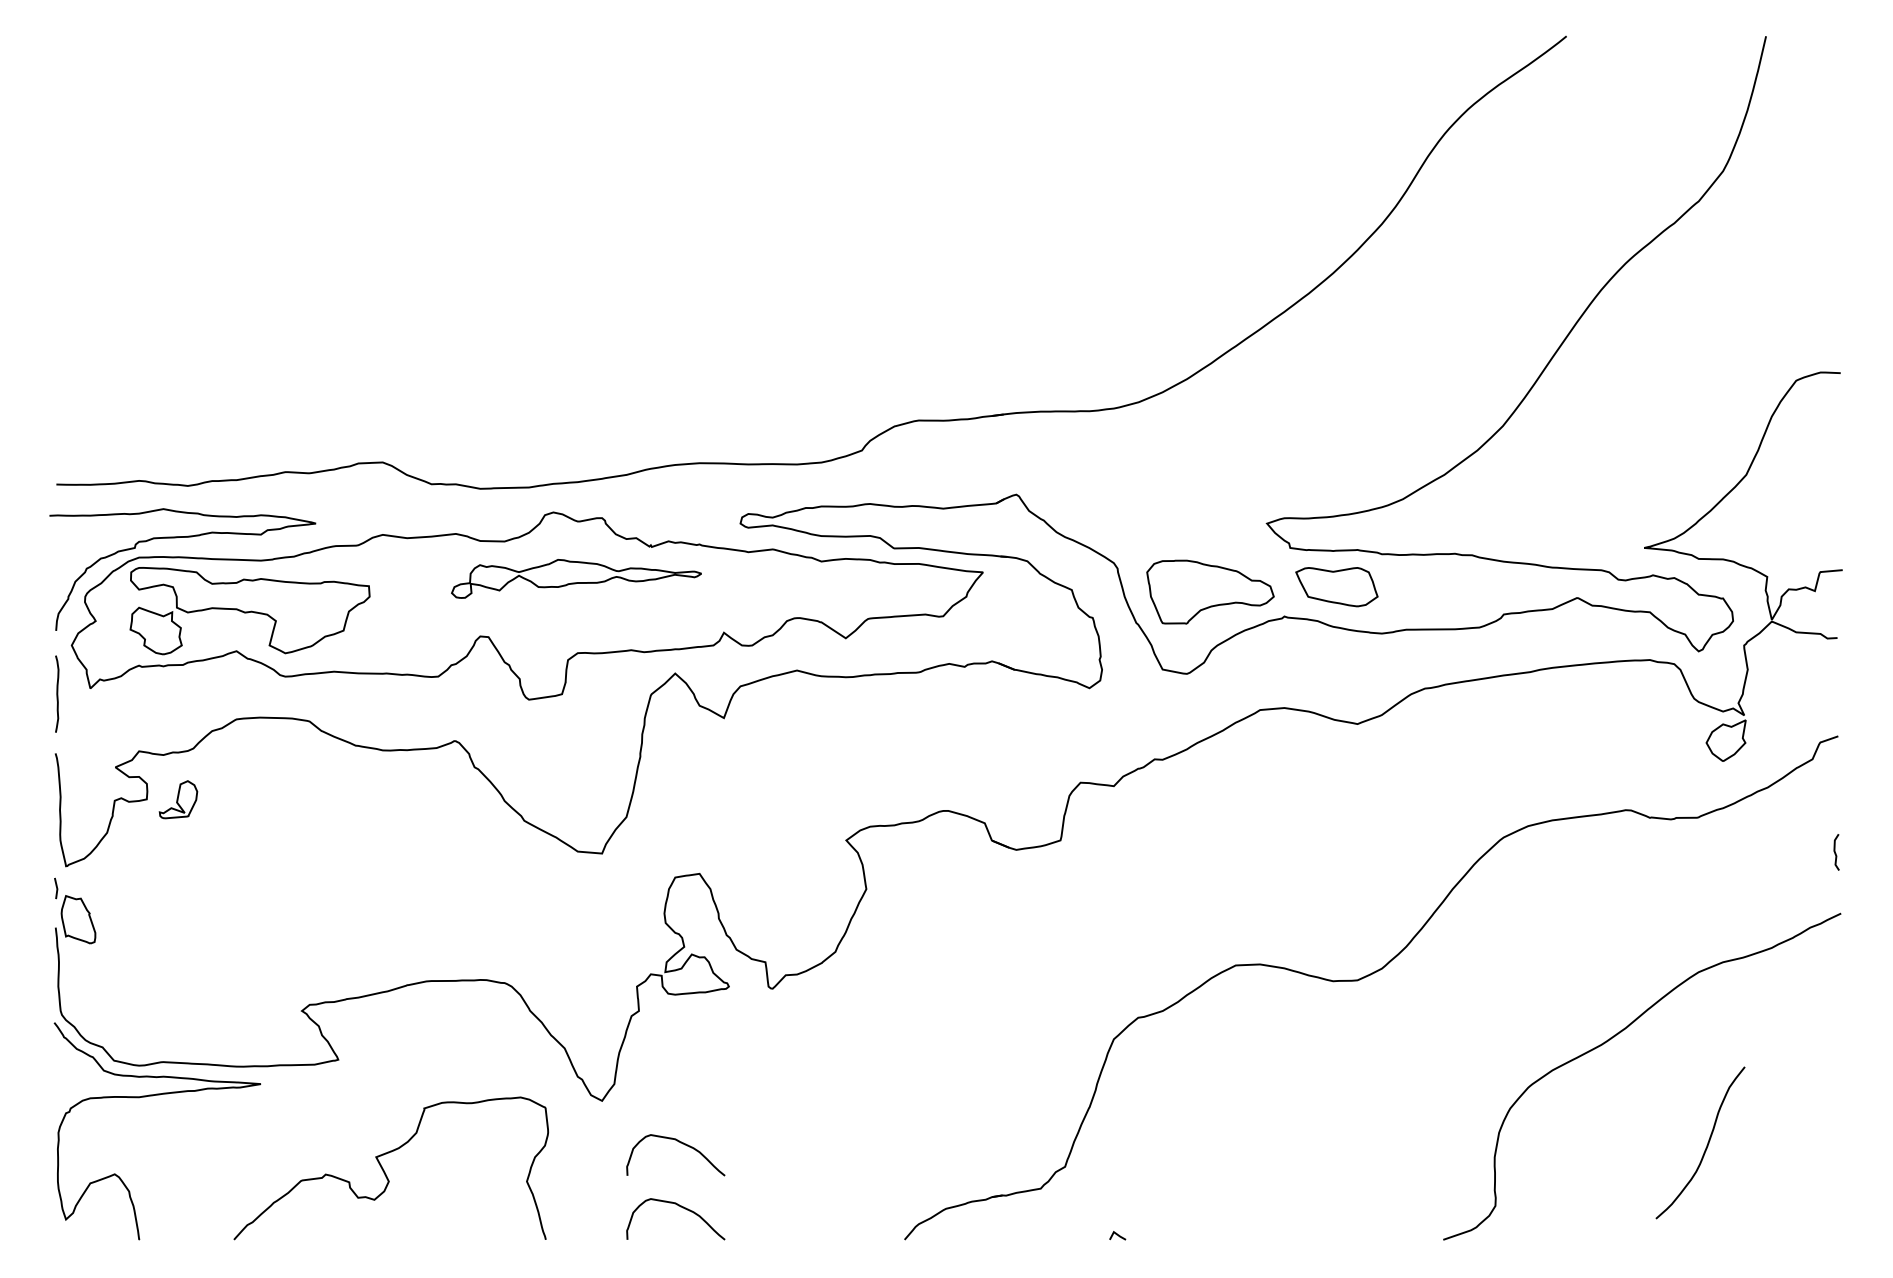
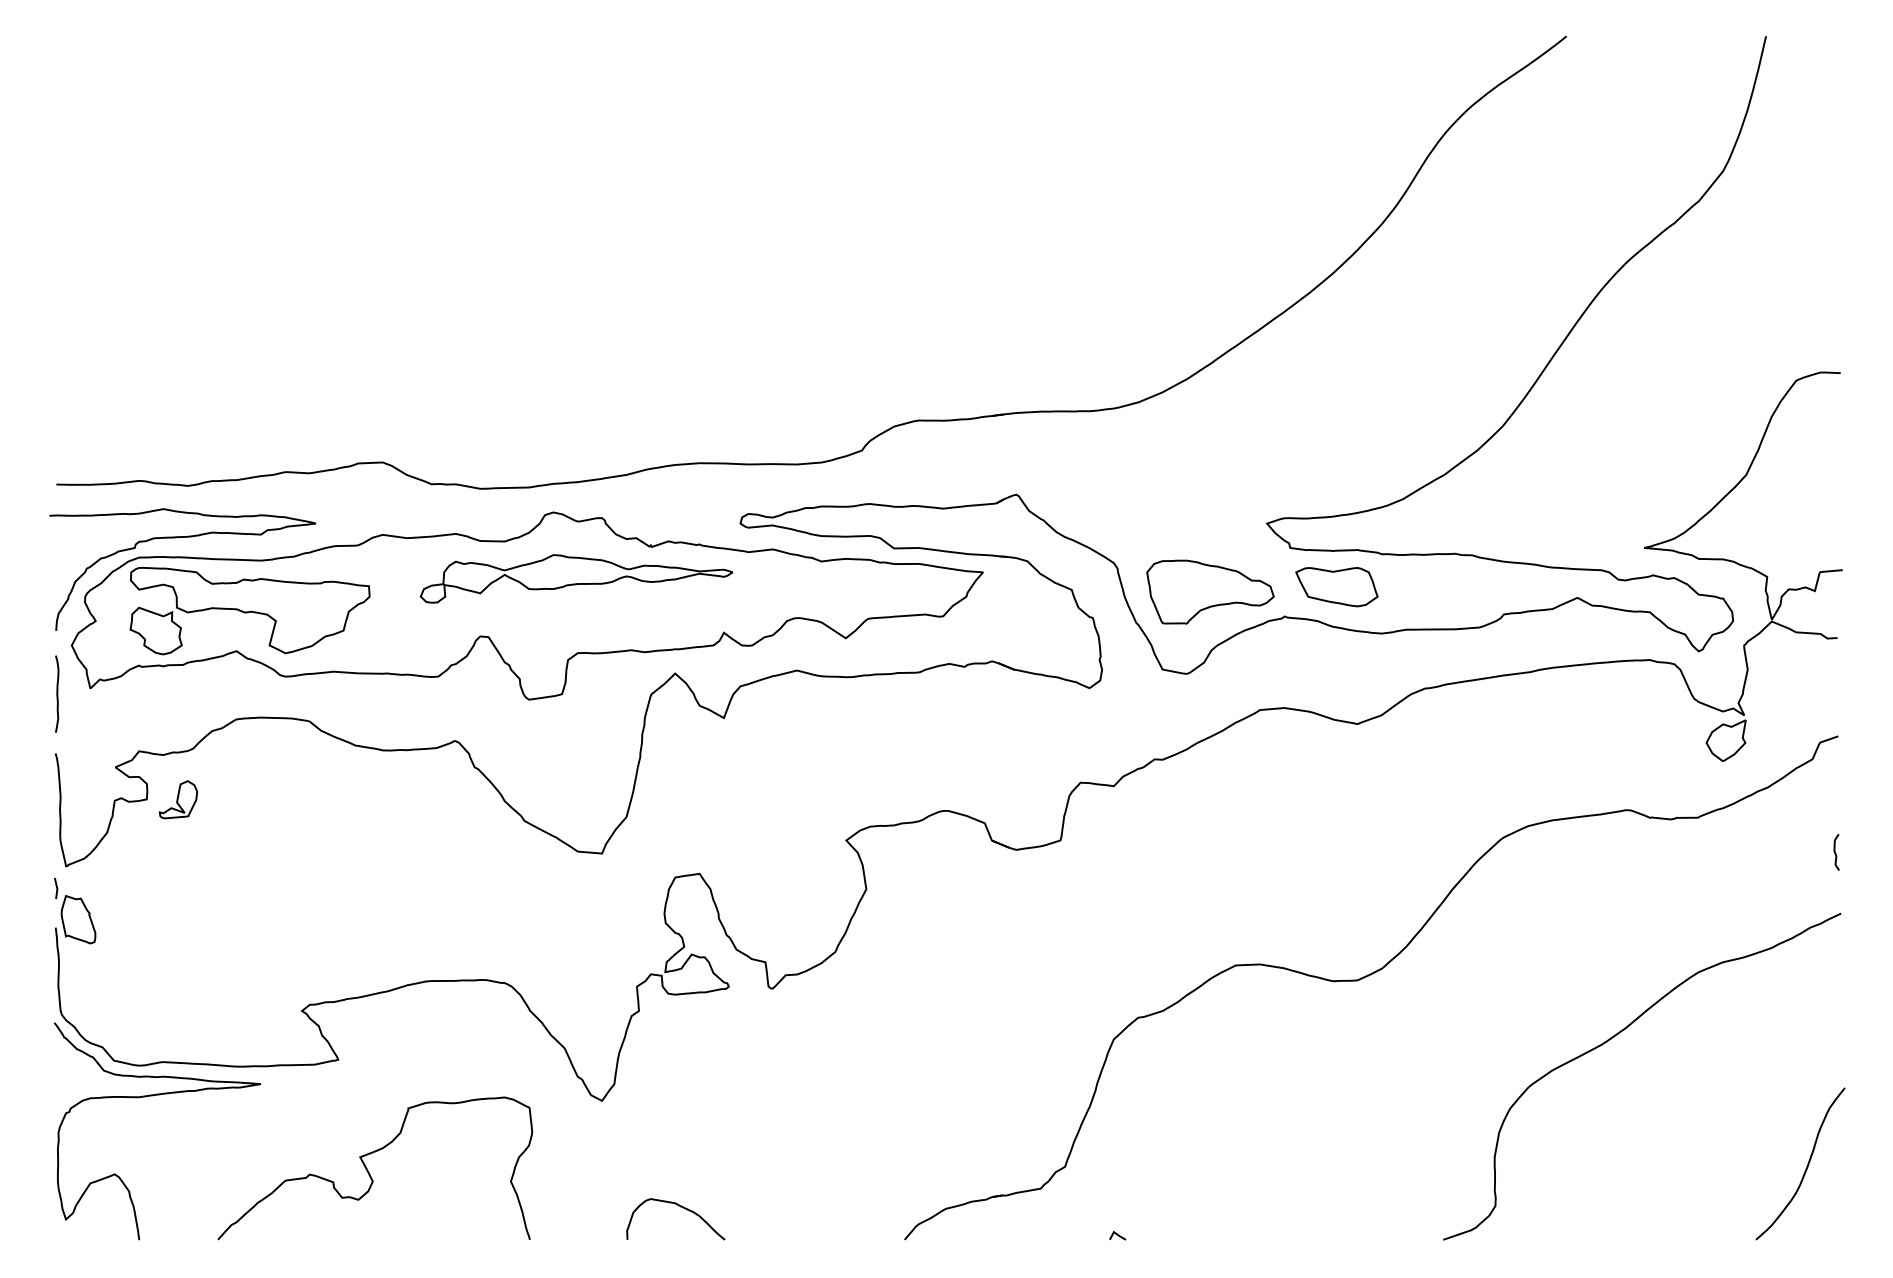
part size: 251x40 px -> 315x50 px (576, 578)
curve: present -> none (680, 1143)
curve position: (1706, 1145) -> (1806, 1166) (1806, 1166)
curve position: (384, 1170) -> (368, 1170) (368, 1170)
